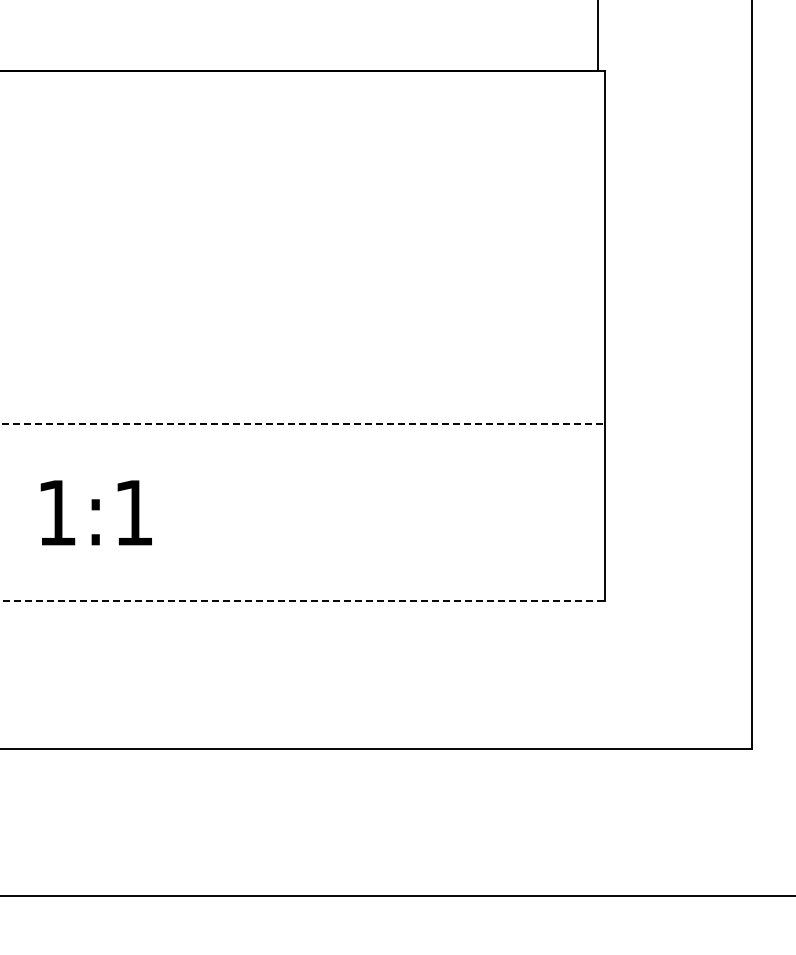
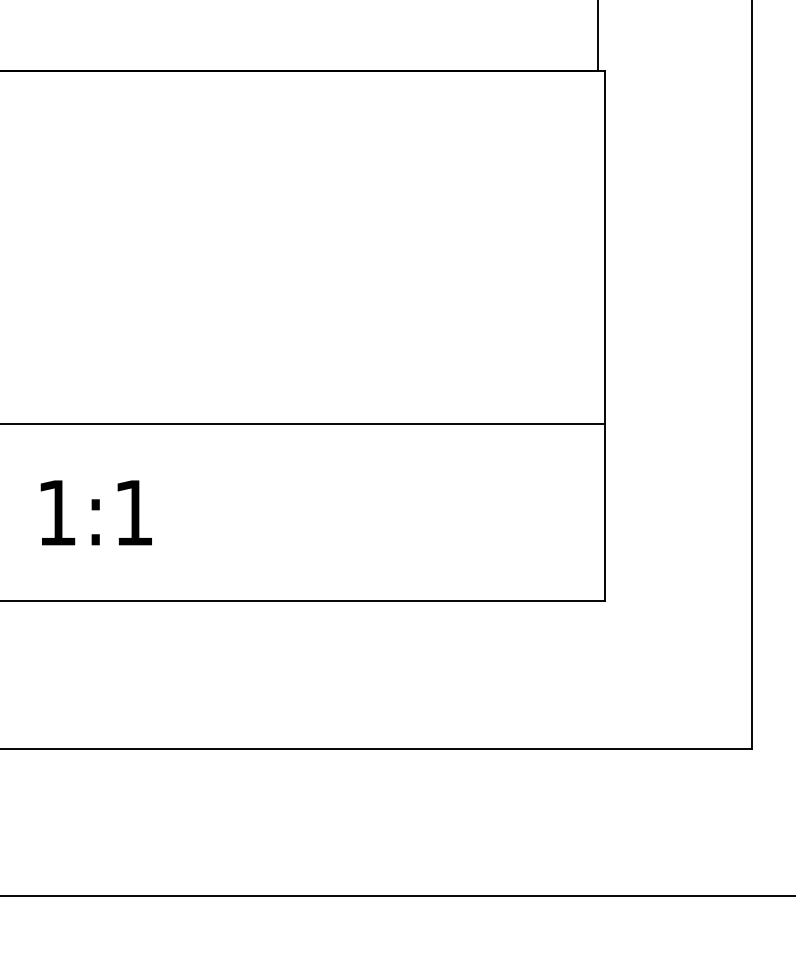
line: dashed -> solid (302, 424)
line: dashed -> solid (302, 601)
